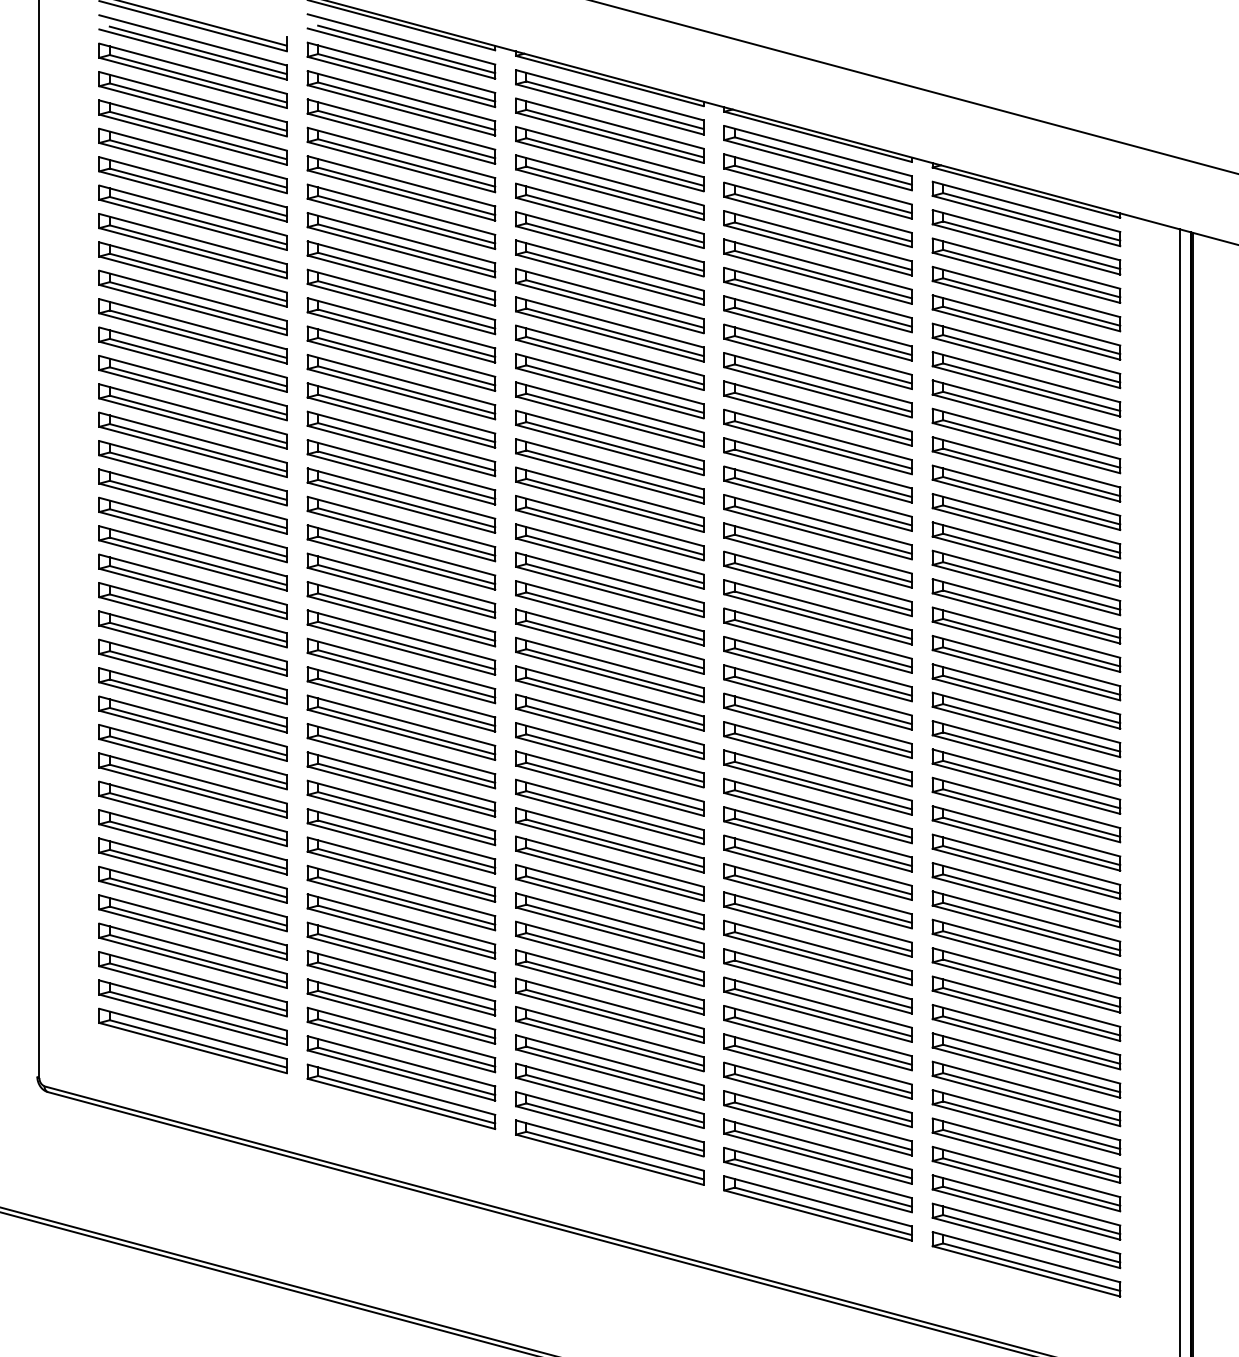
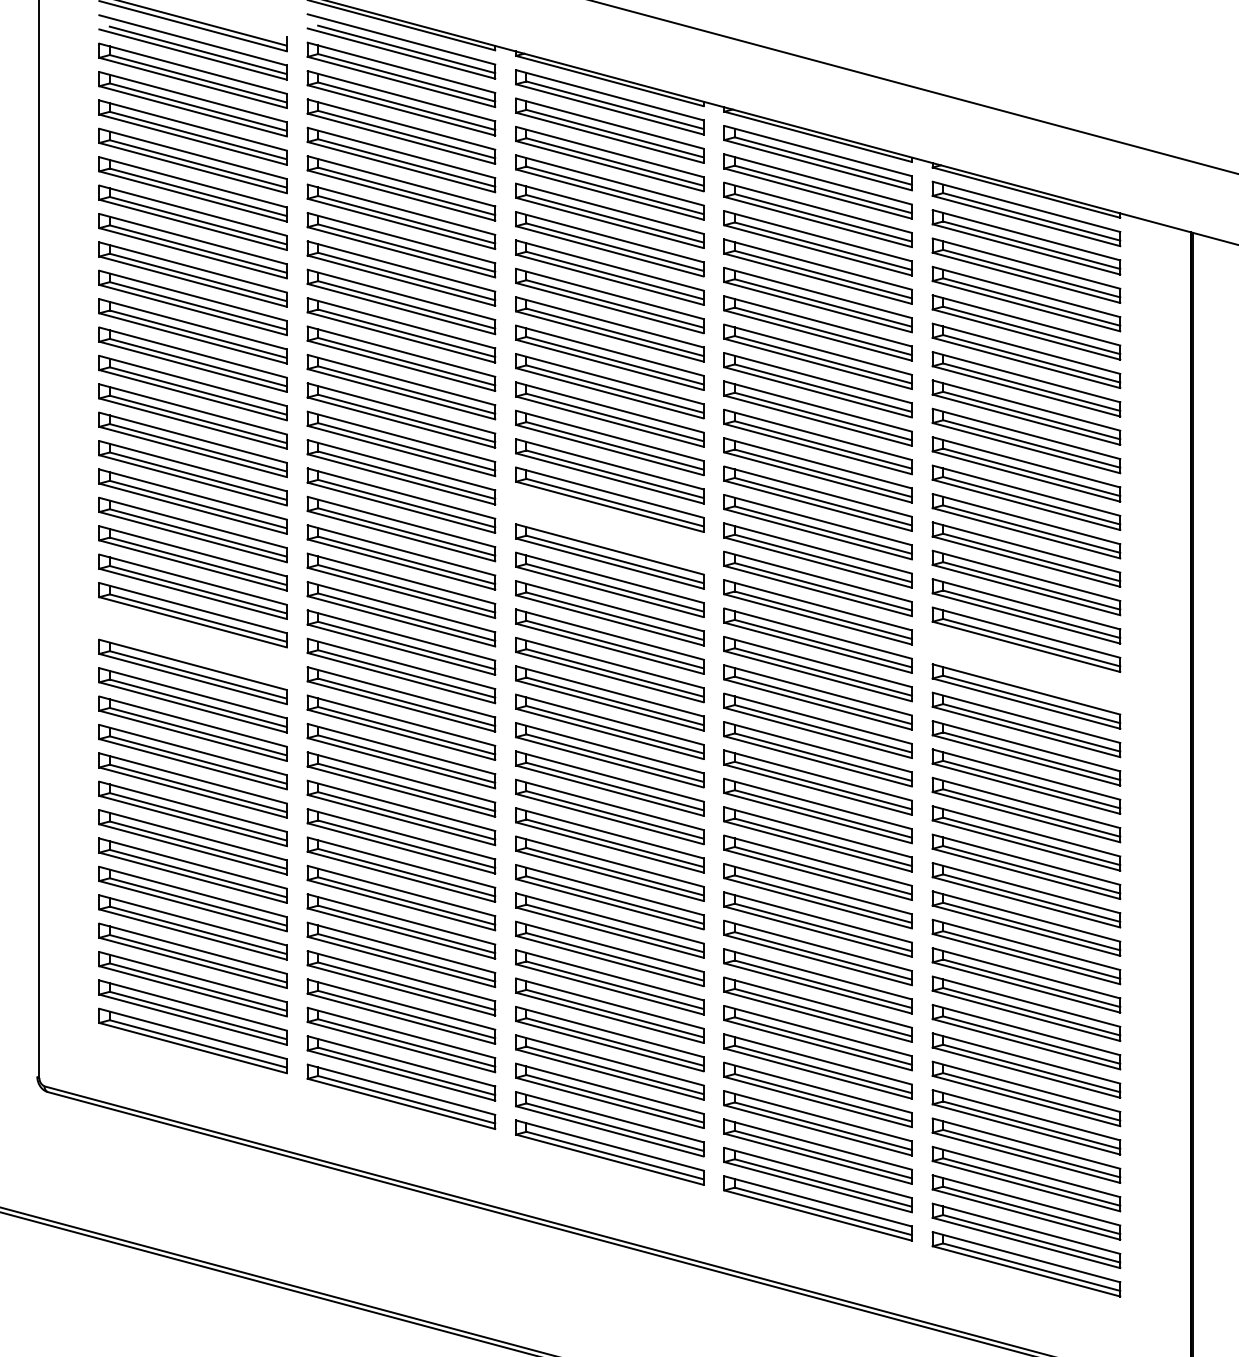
part: present -> none (609, 528)
part: present -> none (192, 643)
part: present -> none (1026, 668)
line: present -> none (1180, 791)
